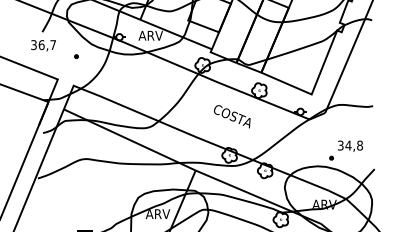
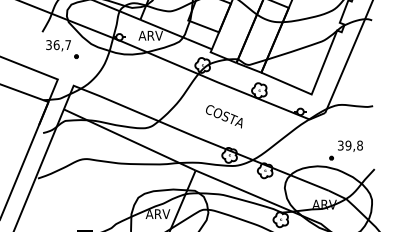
text position: (43, 45) -> (58, 45) (58, 45)
text position: (232, 116) -> (224, 116) (224, 116)
text: 34,8 -> 39,8 (348, 145)
